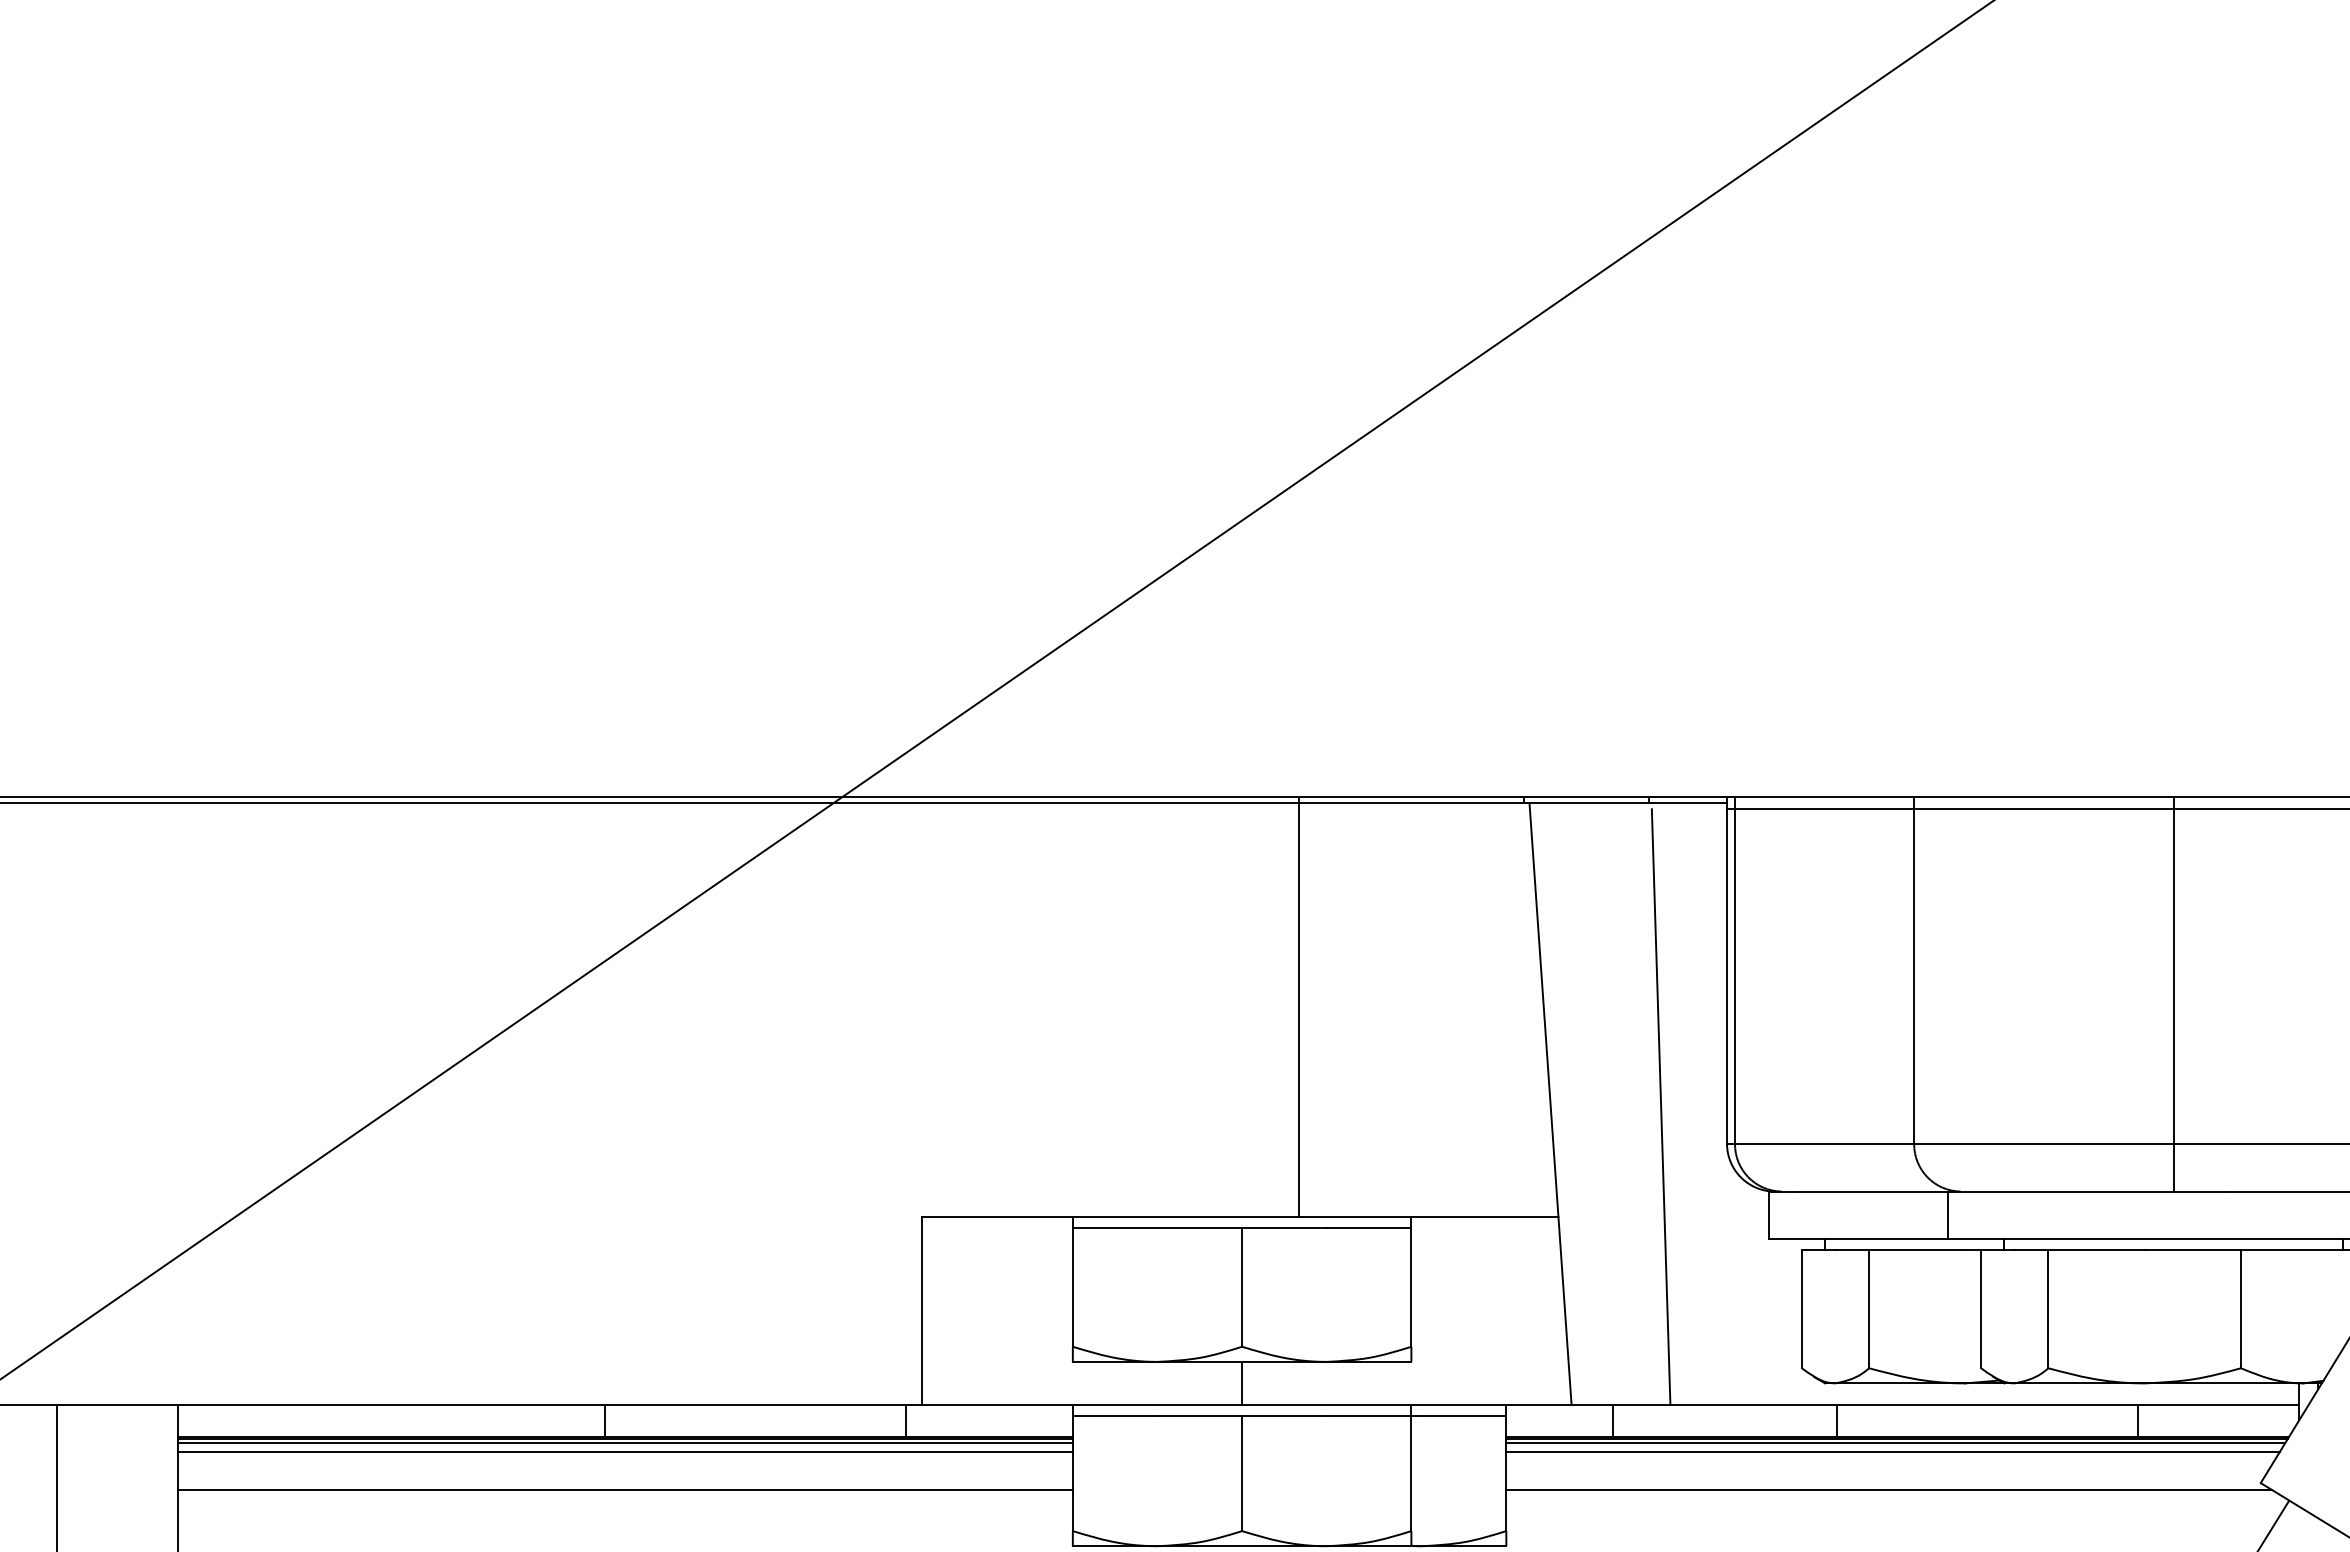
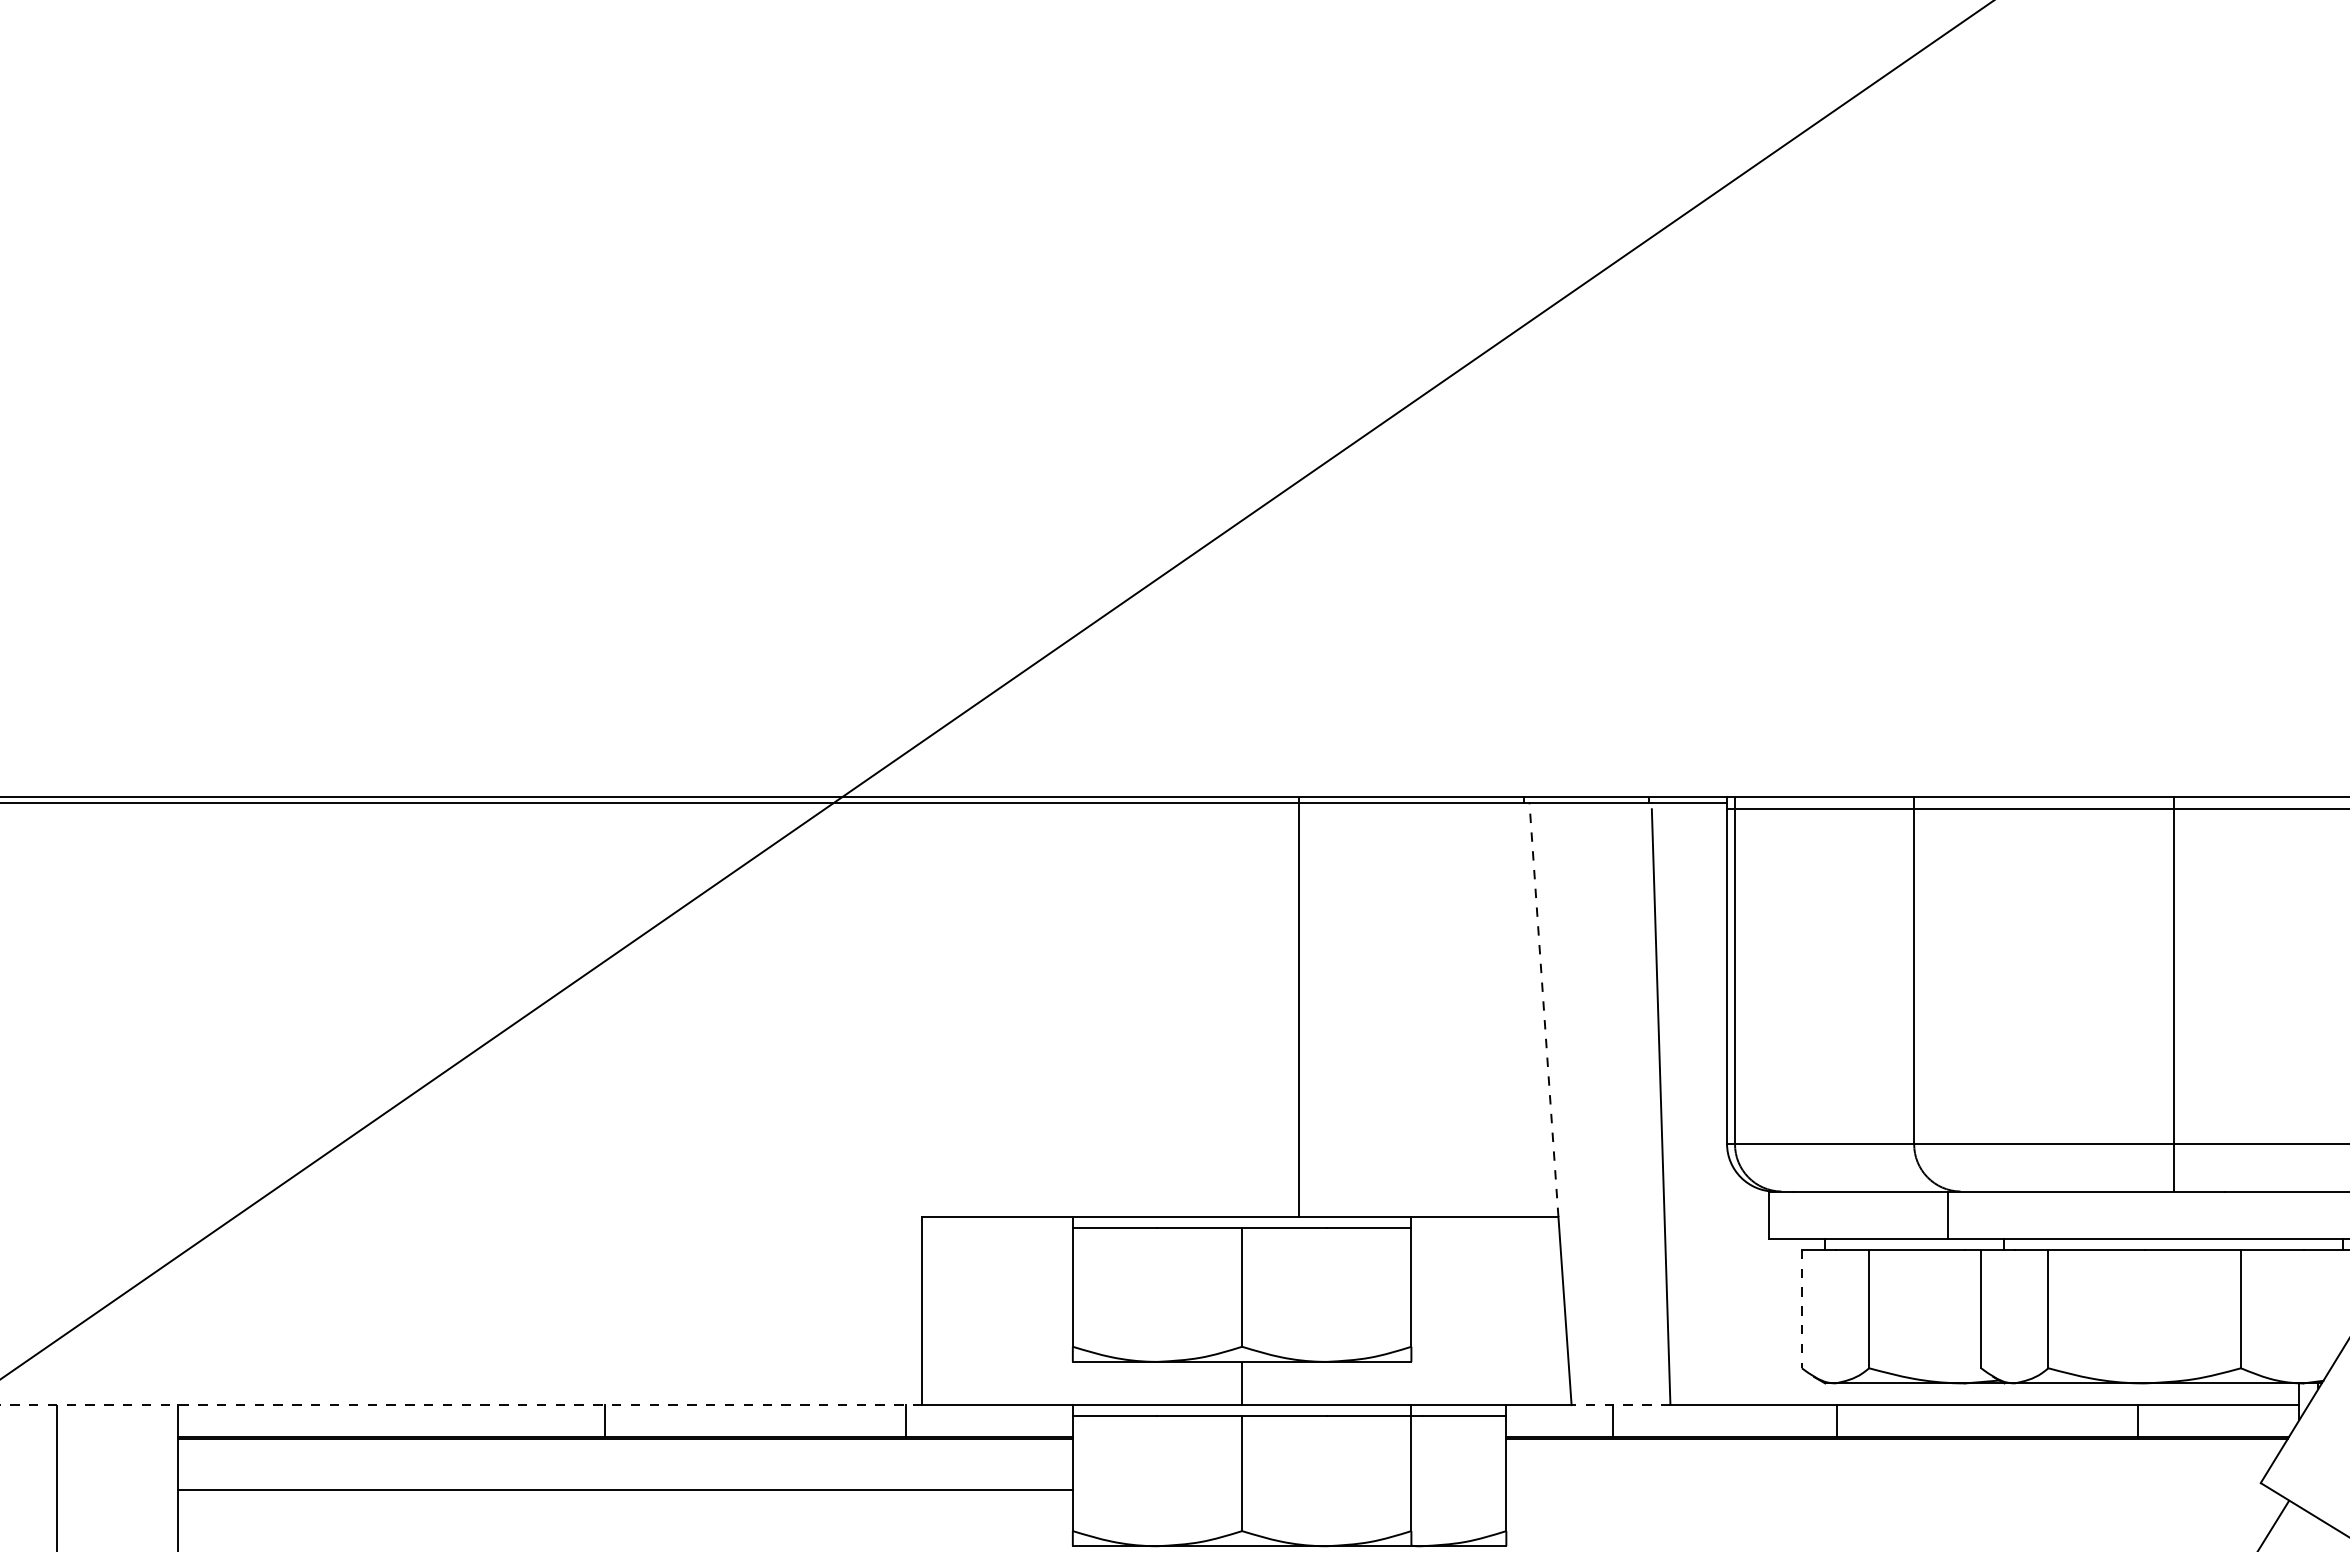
line: solid -> dashed (1543, 1009)
line: solid -> dashed (1801, 1309)
line: solid -> dashed (461, 1405)
line: solid -> dashed (1620, 1405)
line: present -> none (624, 1442)
line: present -> none (1895, 1442)
line: present -> none (624, 1452)
line: present -> none (1892, 1452)
line: present -> none (1888, 1489)
